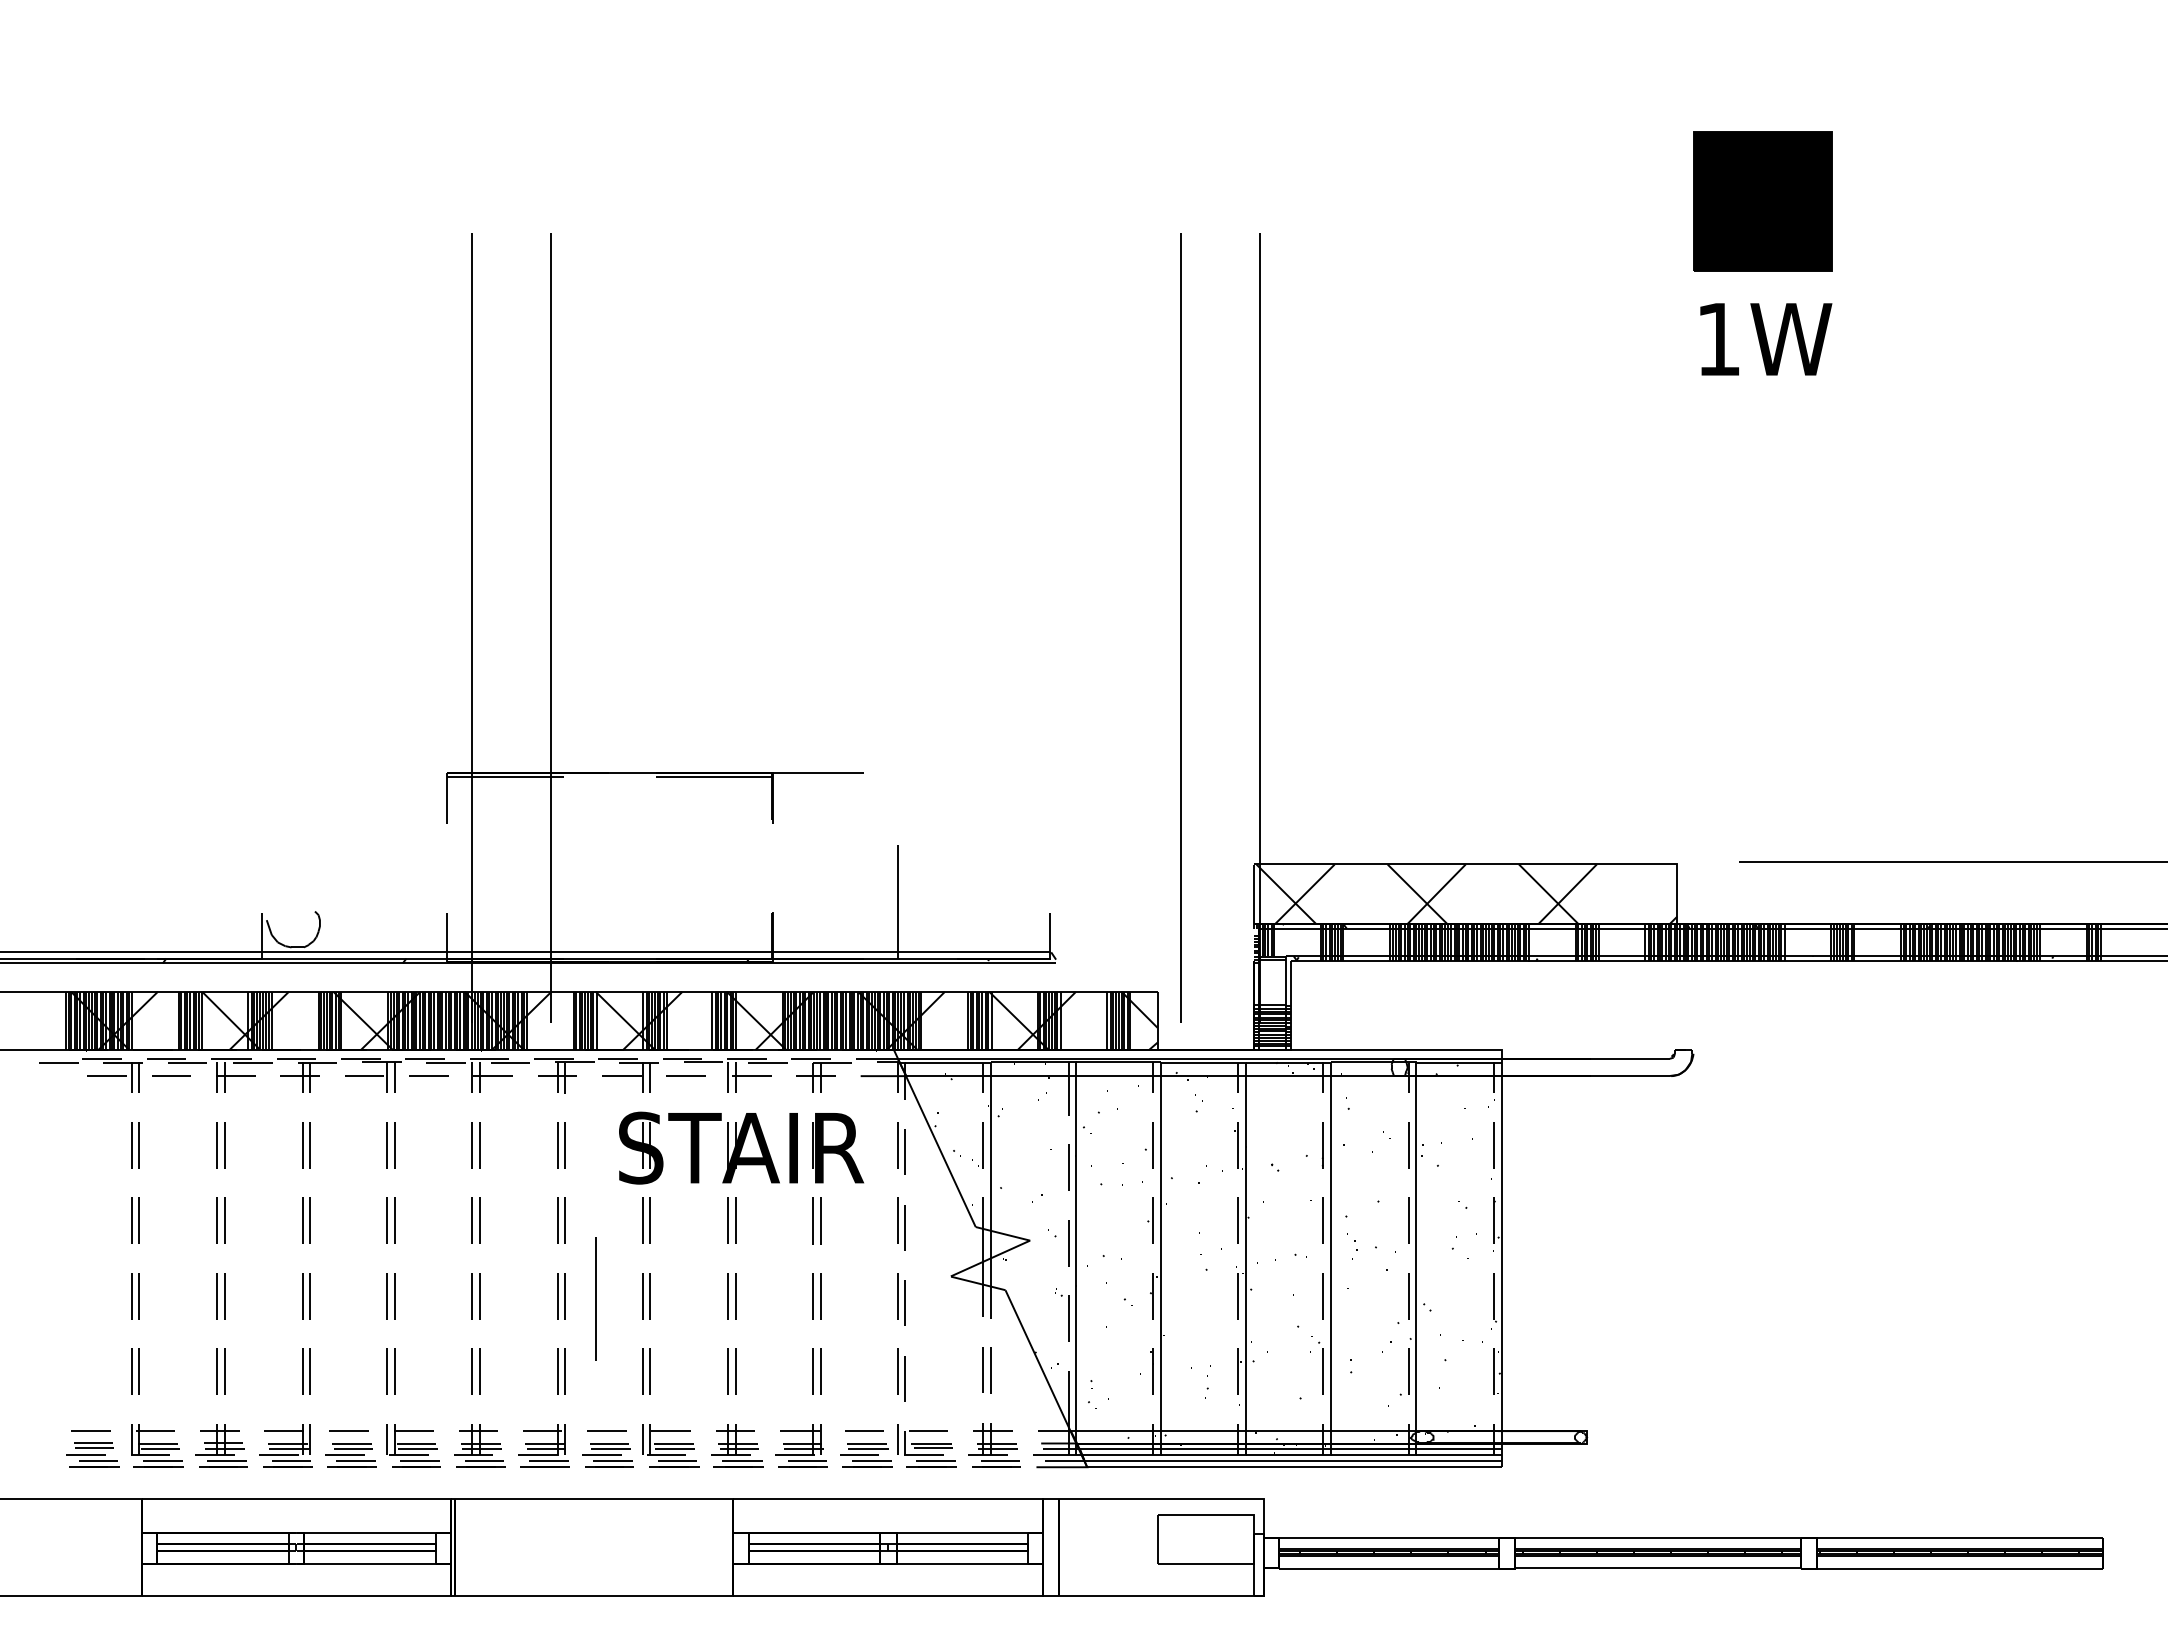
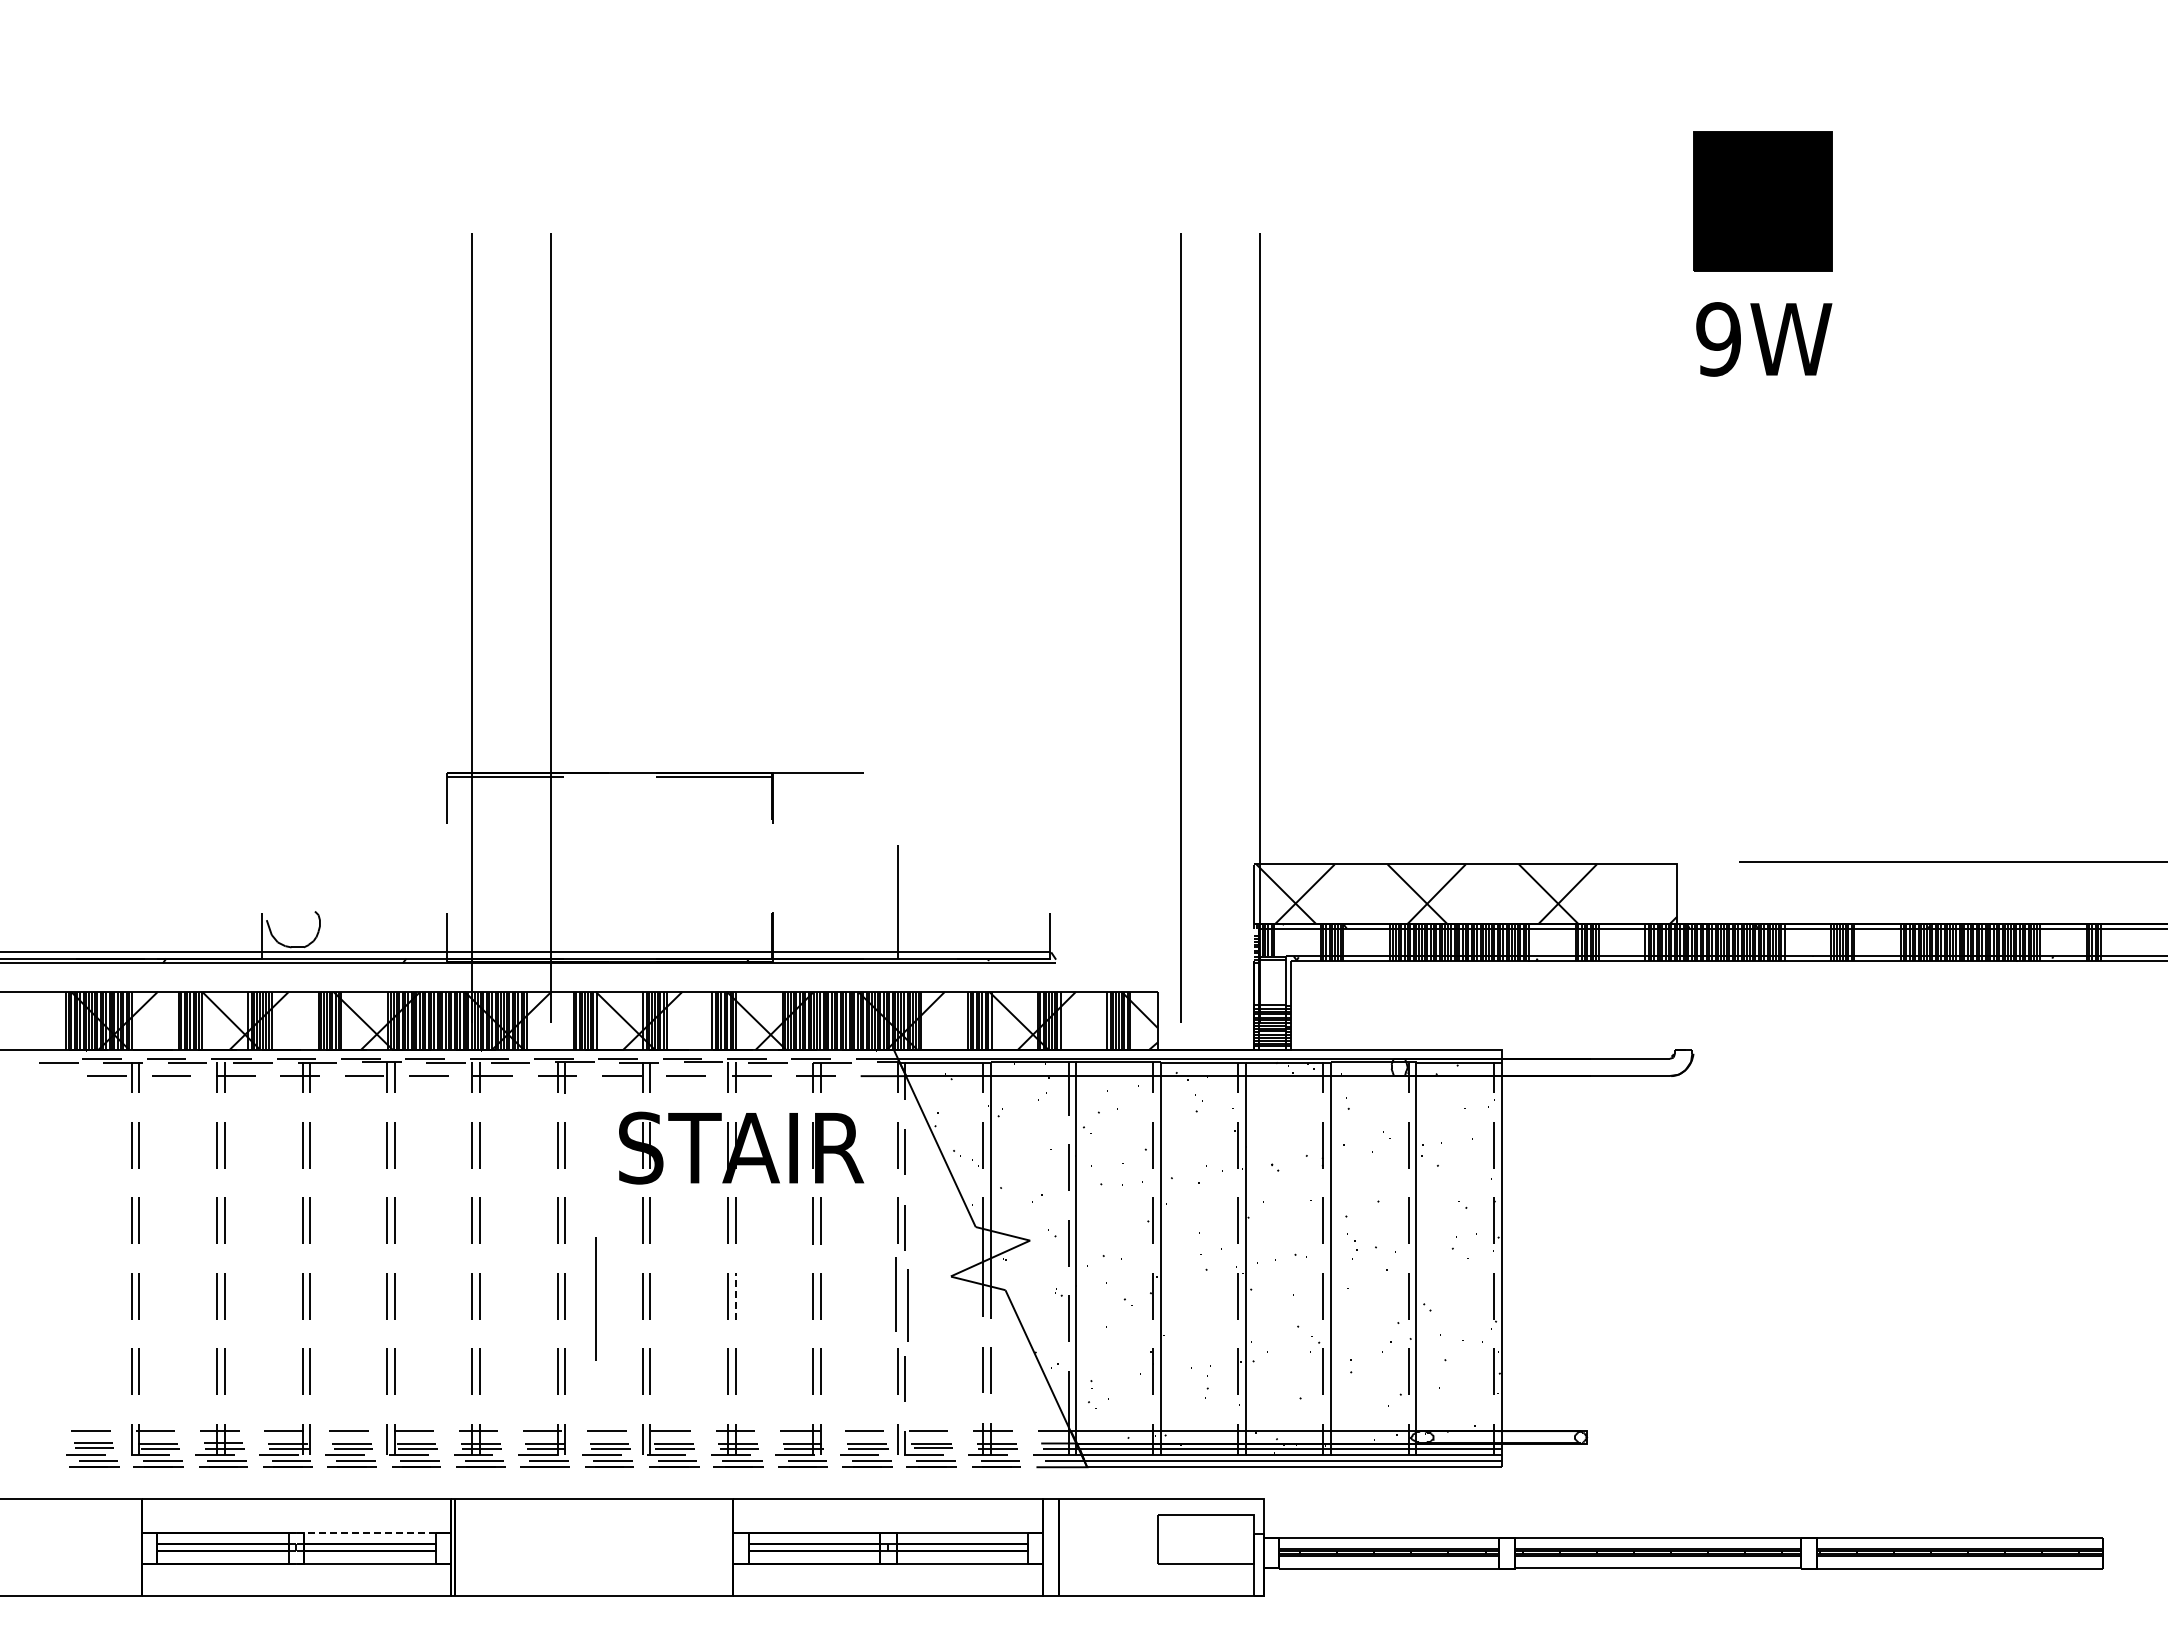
text: 1W -> 9W (1718, 339)
line: solid -> dashed (735, 1296)
part size: 9x53 px -> 14x85 px (901, 1299)
line: solid -> dashed (366, 1532)
